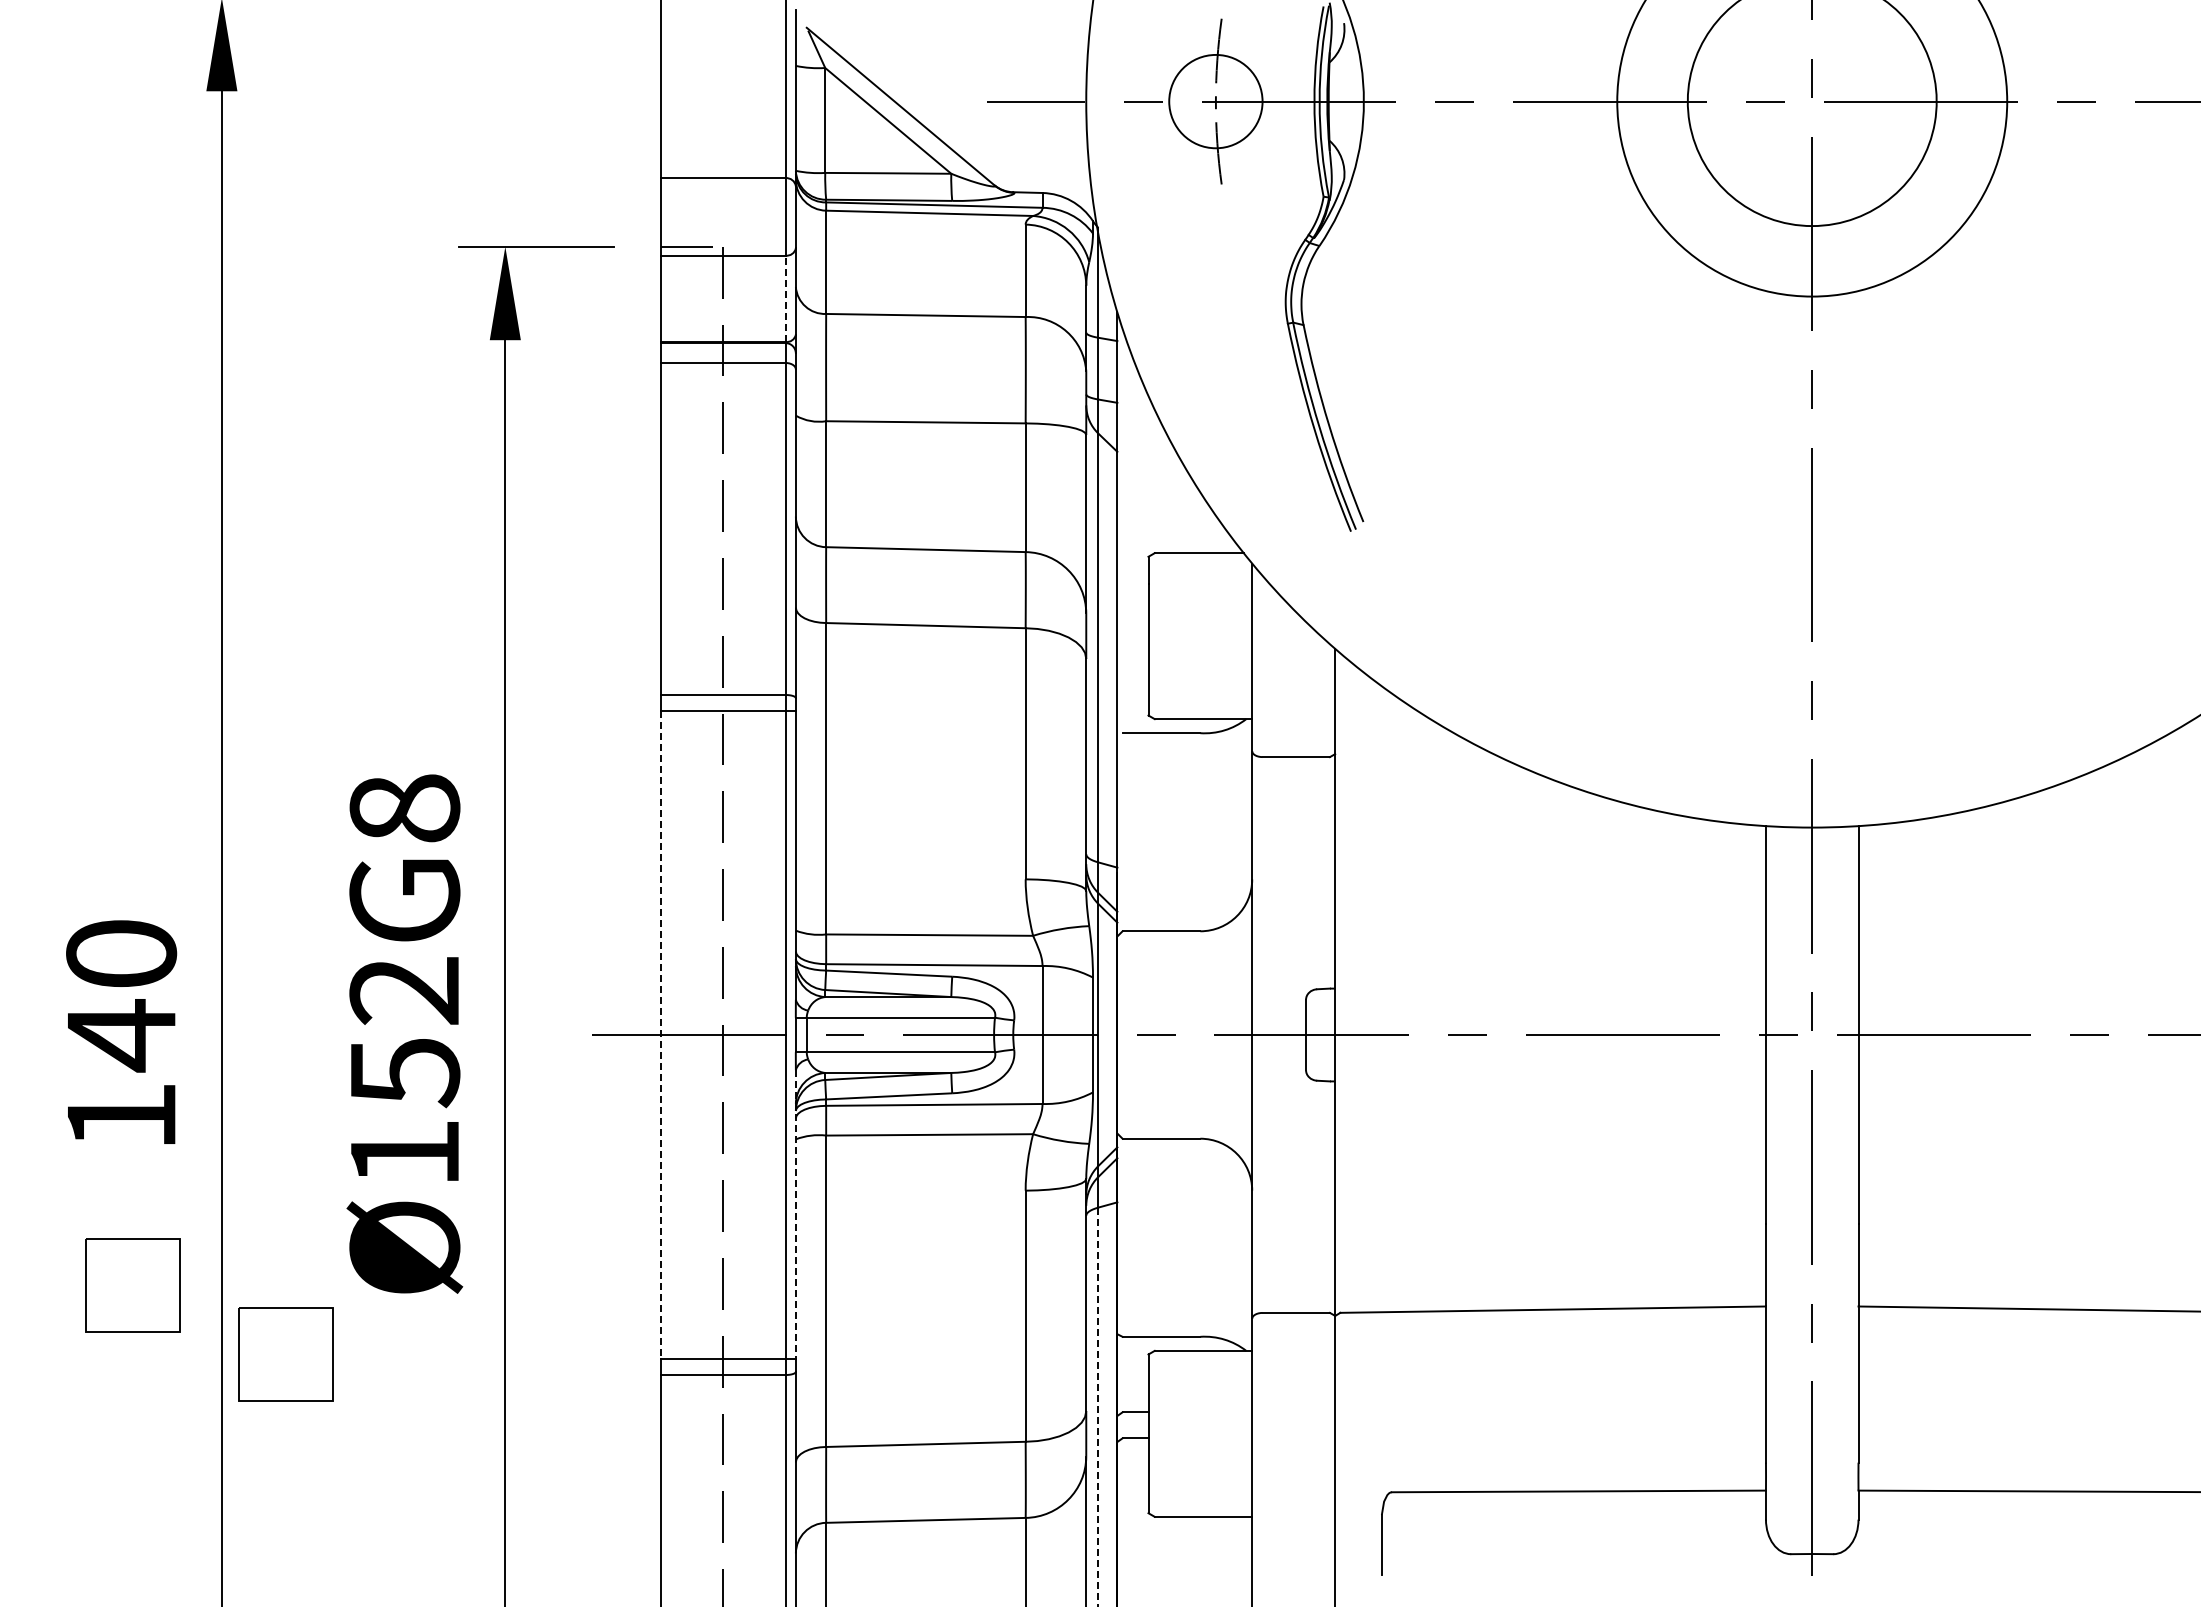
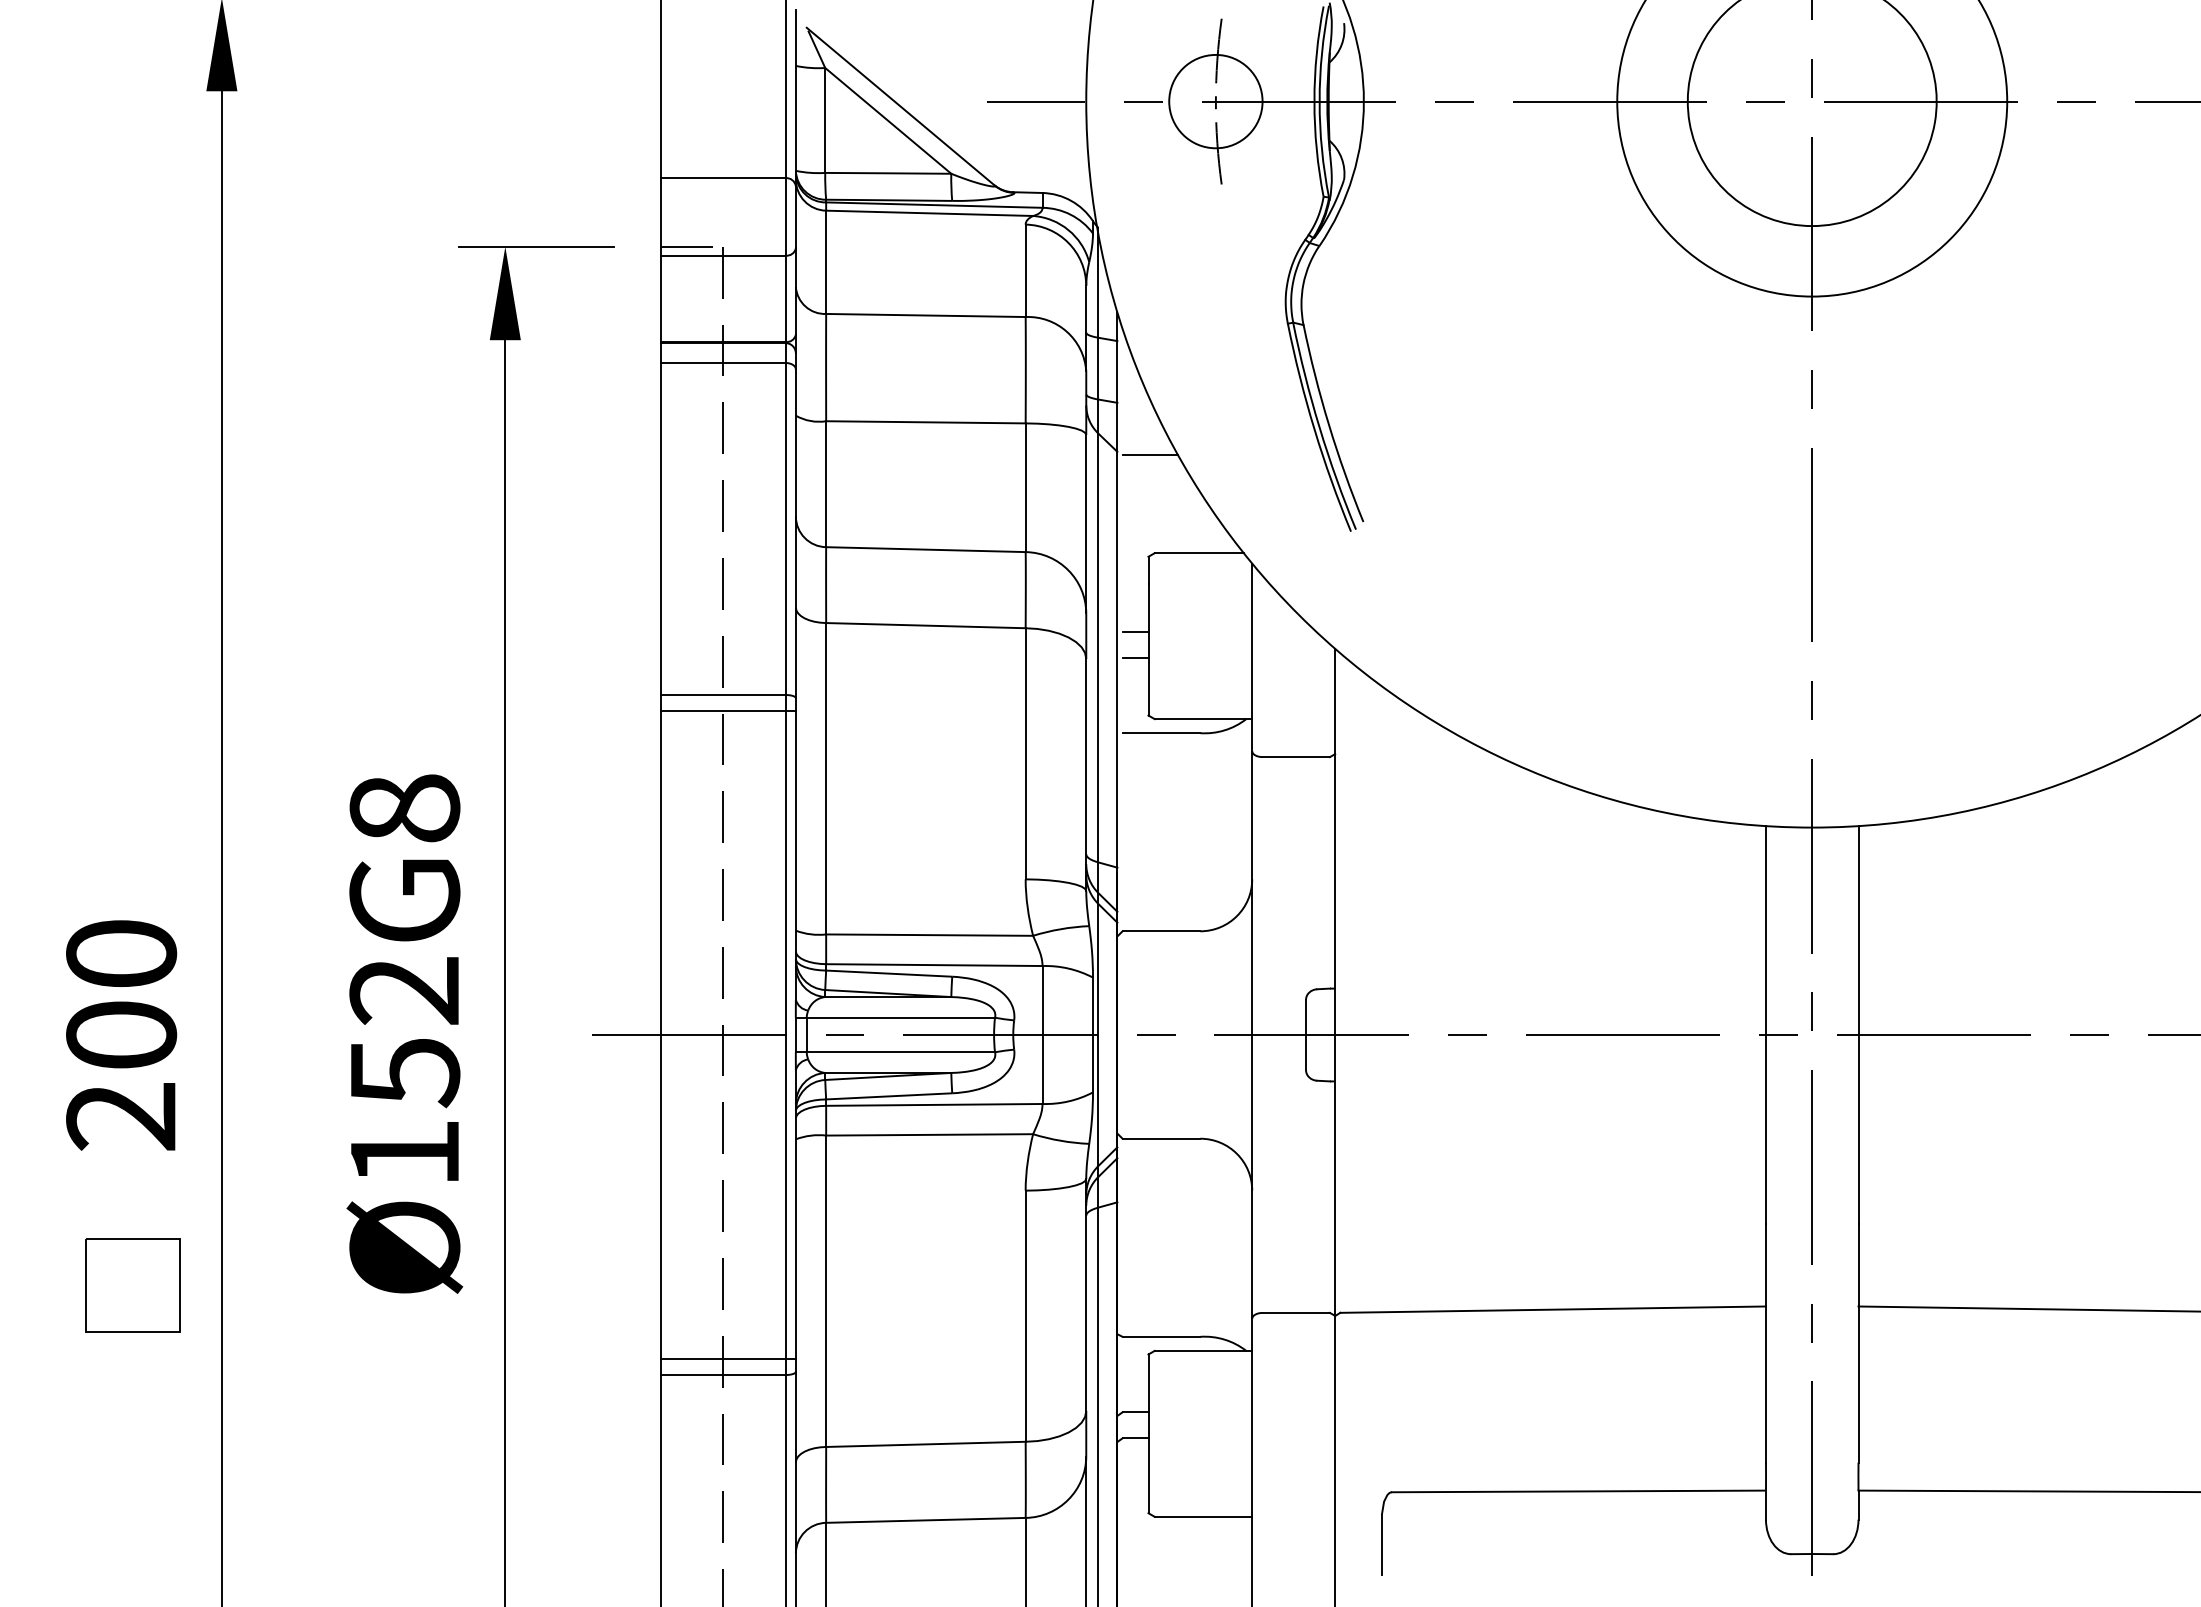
line: dashed -> solid (785, 298)
line: none -> present (1149, 454)
line: none -> present (1135, 631)
line: none -> present (1135, 657)
line: dashed -> solid (661, 1035)
text: 140 -> 200 (121, 1074)
line: dashed -> solid (795, 1215)
part: present -> none (285, 1354)
line: dashed -> solid (1098, 1407)
